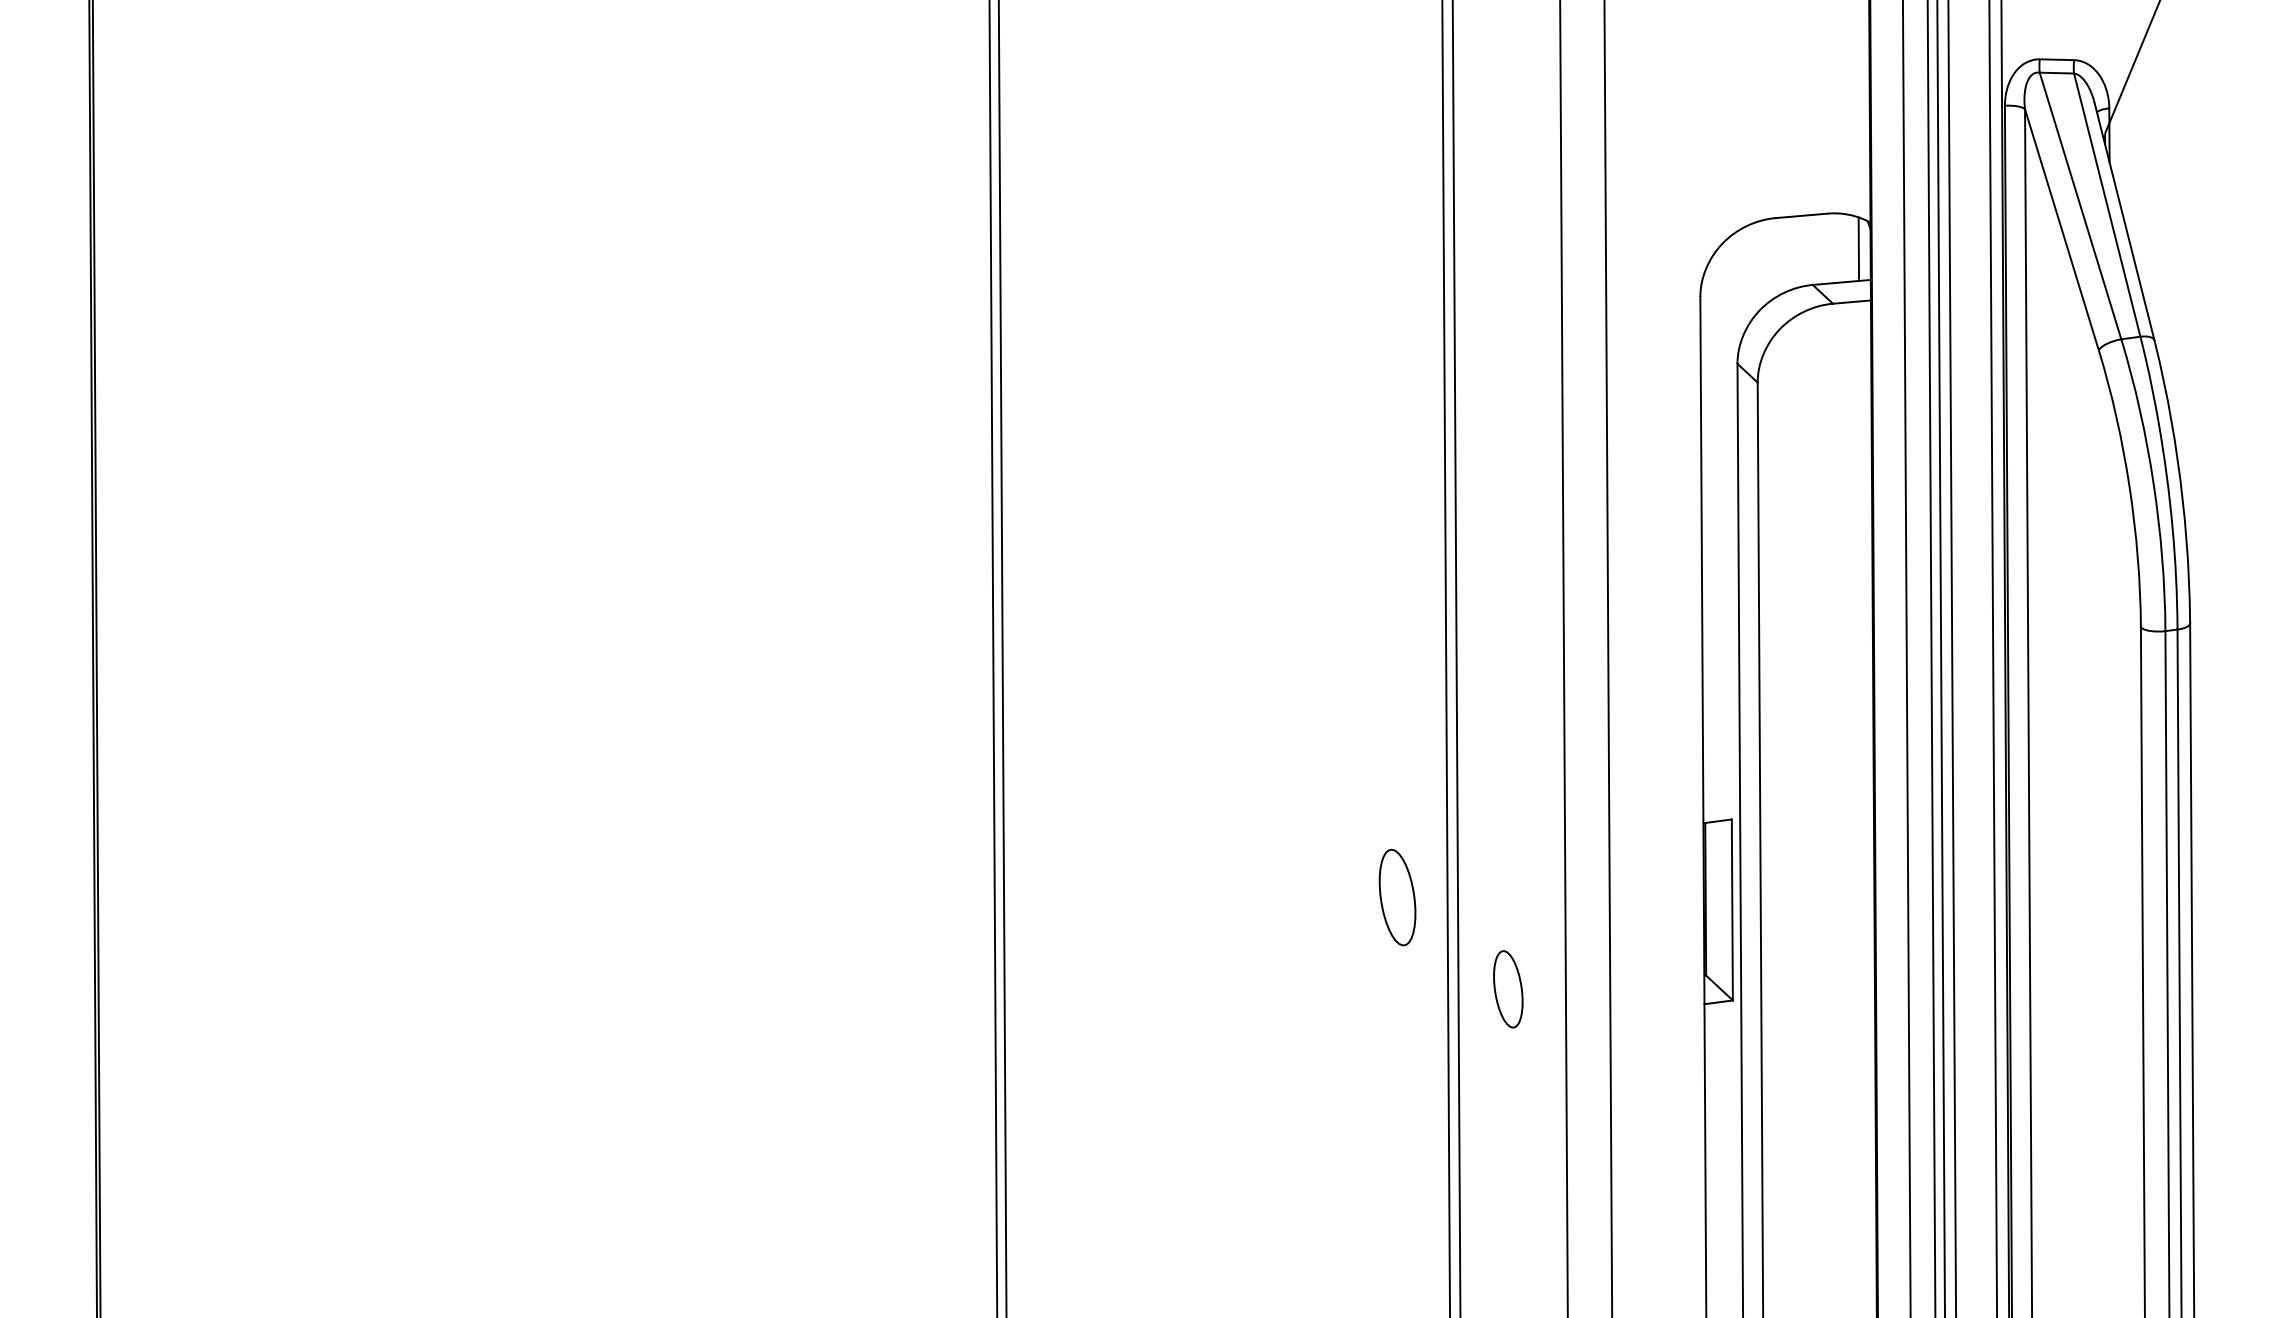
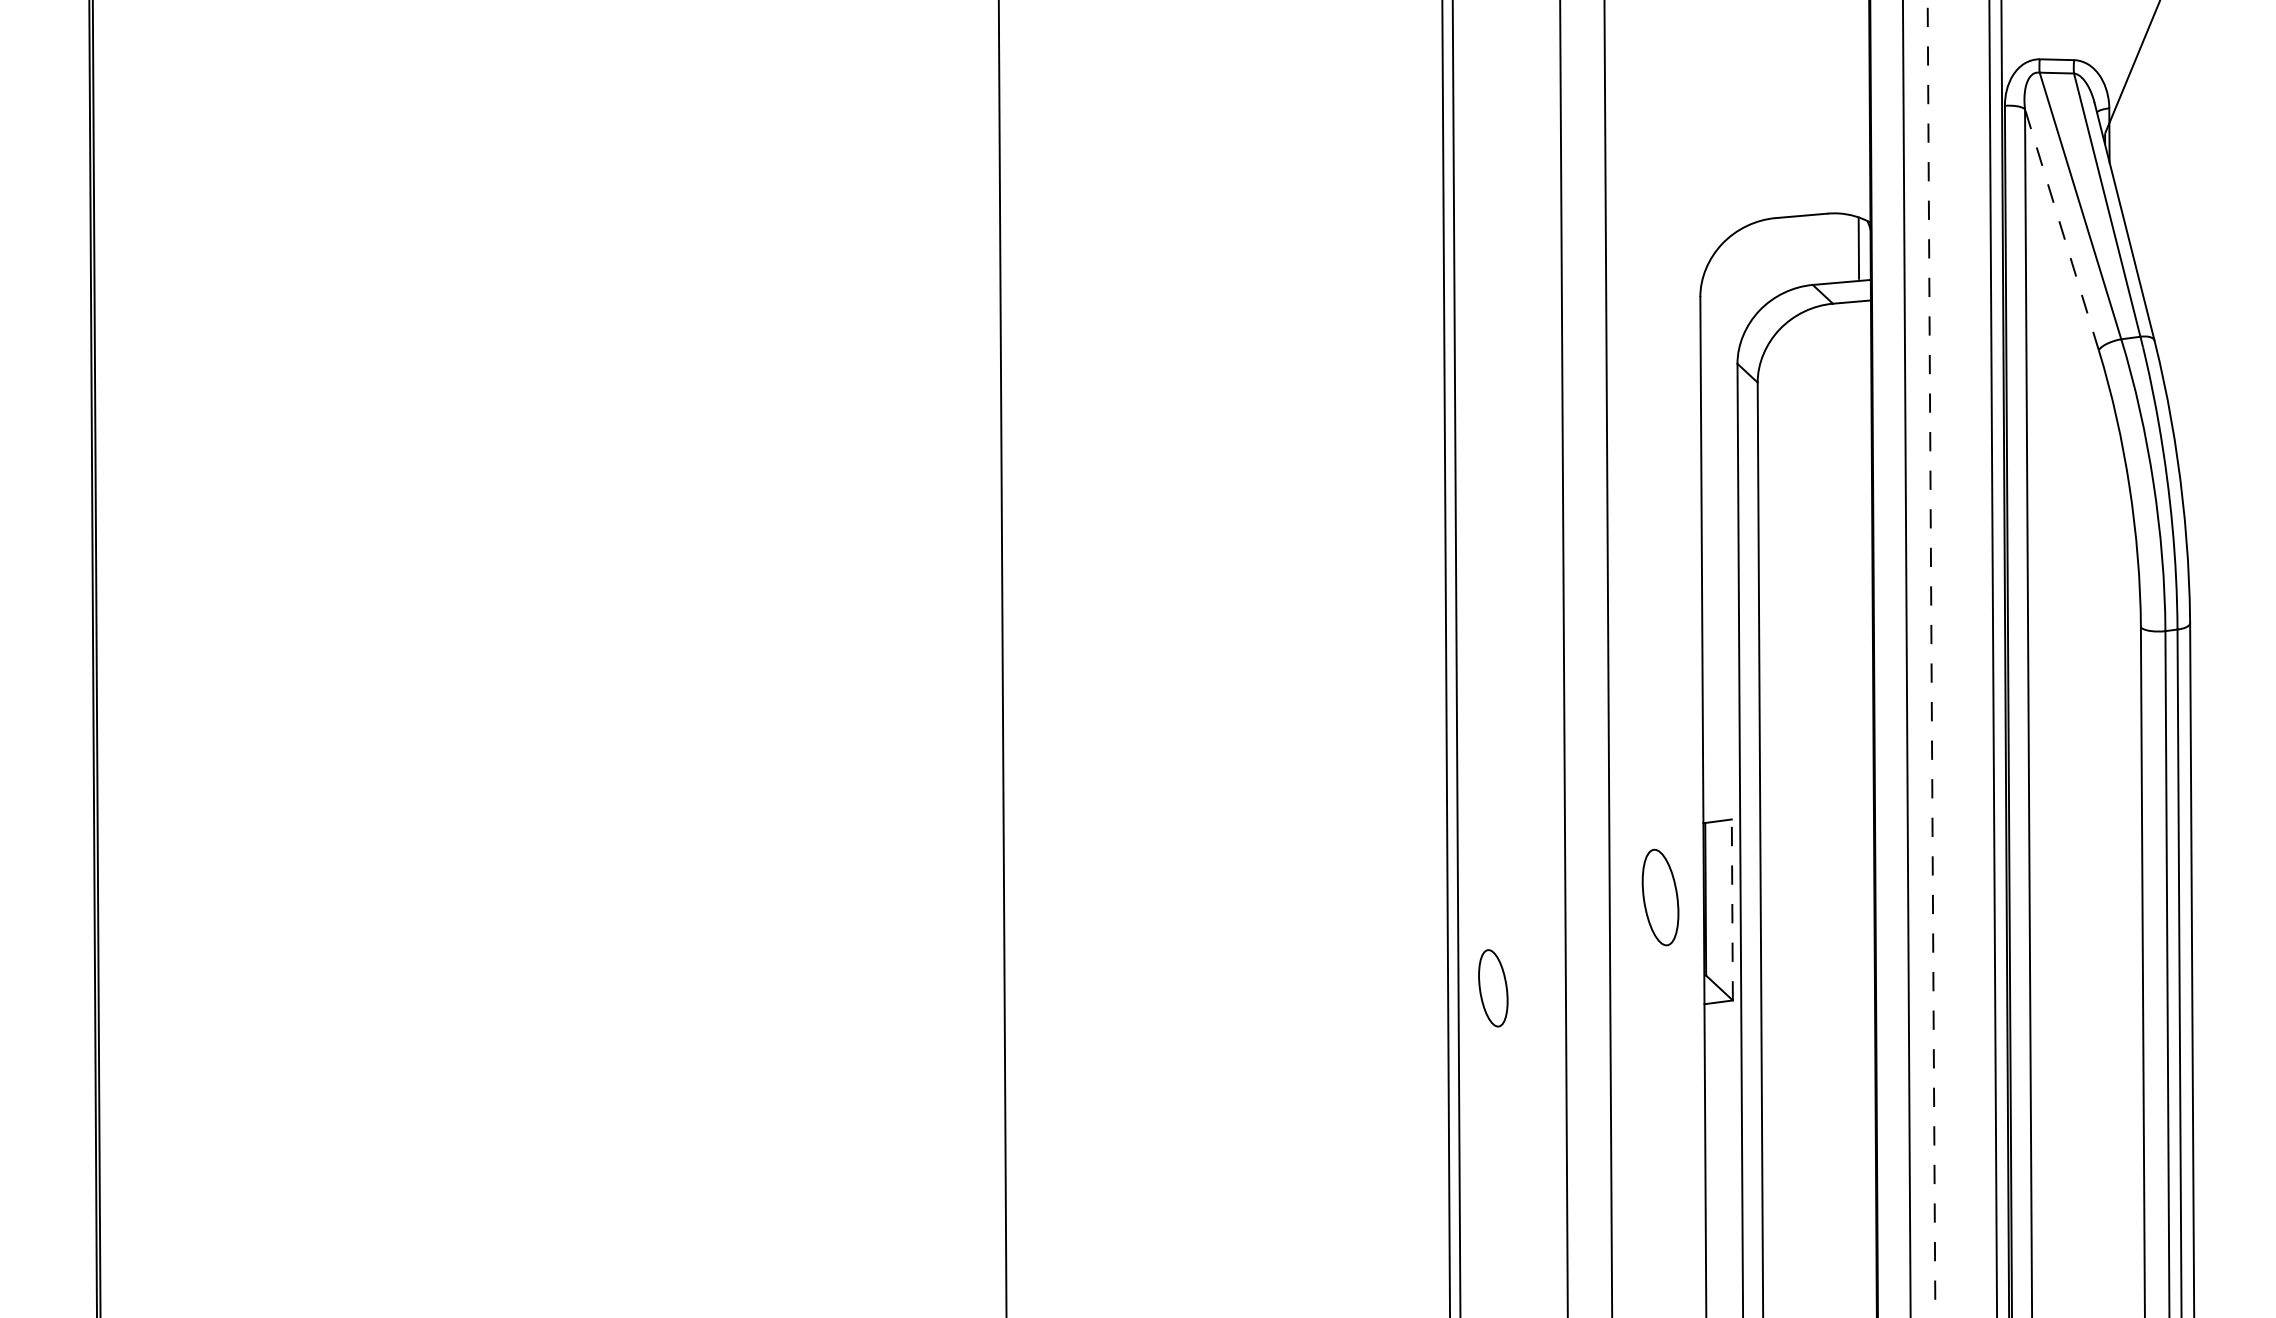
line: solid -> dashed (2061, 229)
line: present -> none (993, 658)
line: present -> none (1940, 658)
line: present -> none (1952, 658)
line: solid -> dashed (1931, 659)
part position: (1397, 897) -> (1660, 897) (1660, 897)
line: solid -> dashed (1732, 909)
part position: (1508, 989) -> (1493, 988) (1493, 988)
